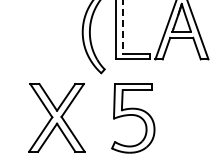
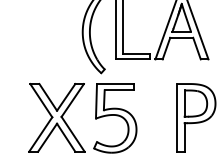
line: dashed -> solid (123, 27)
part: none -> present (196, 117)
part position: (133, 118) -> (115, 118) (115, 118)
